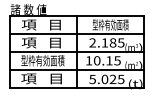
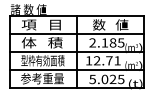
text: 型枠有効面積 -> 数   値 (110, 24)
text: 項   目 -> 体   積 (41, 42)
text: 10.15 -> 12.71 (107, 60)
text: 項   目 -> 参考重量 (42, 78)
